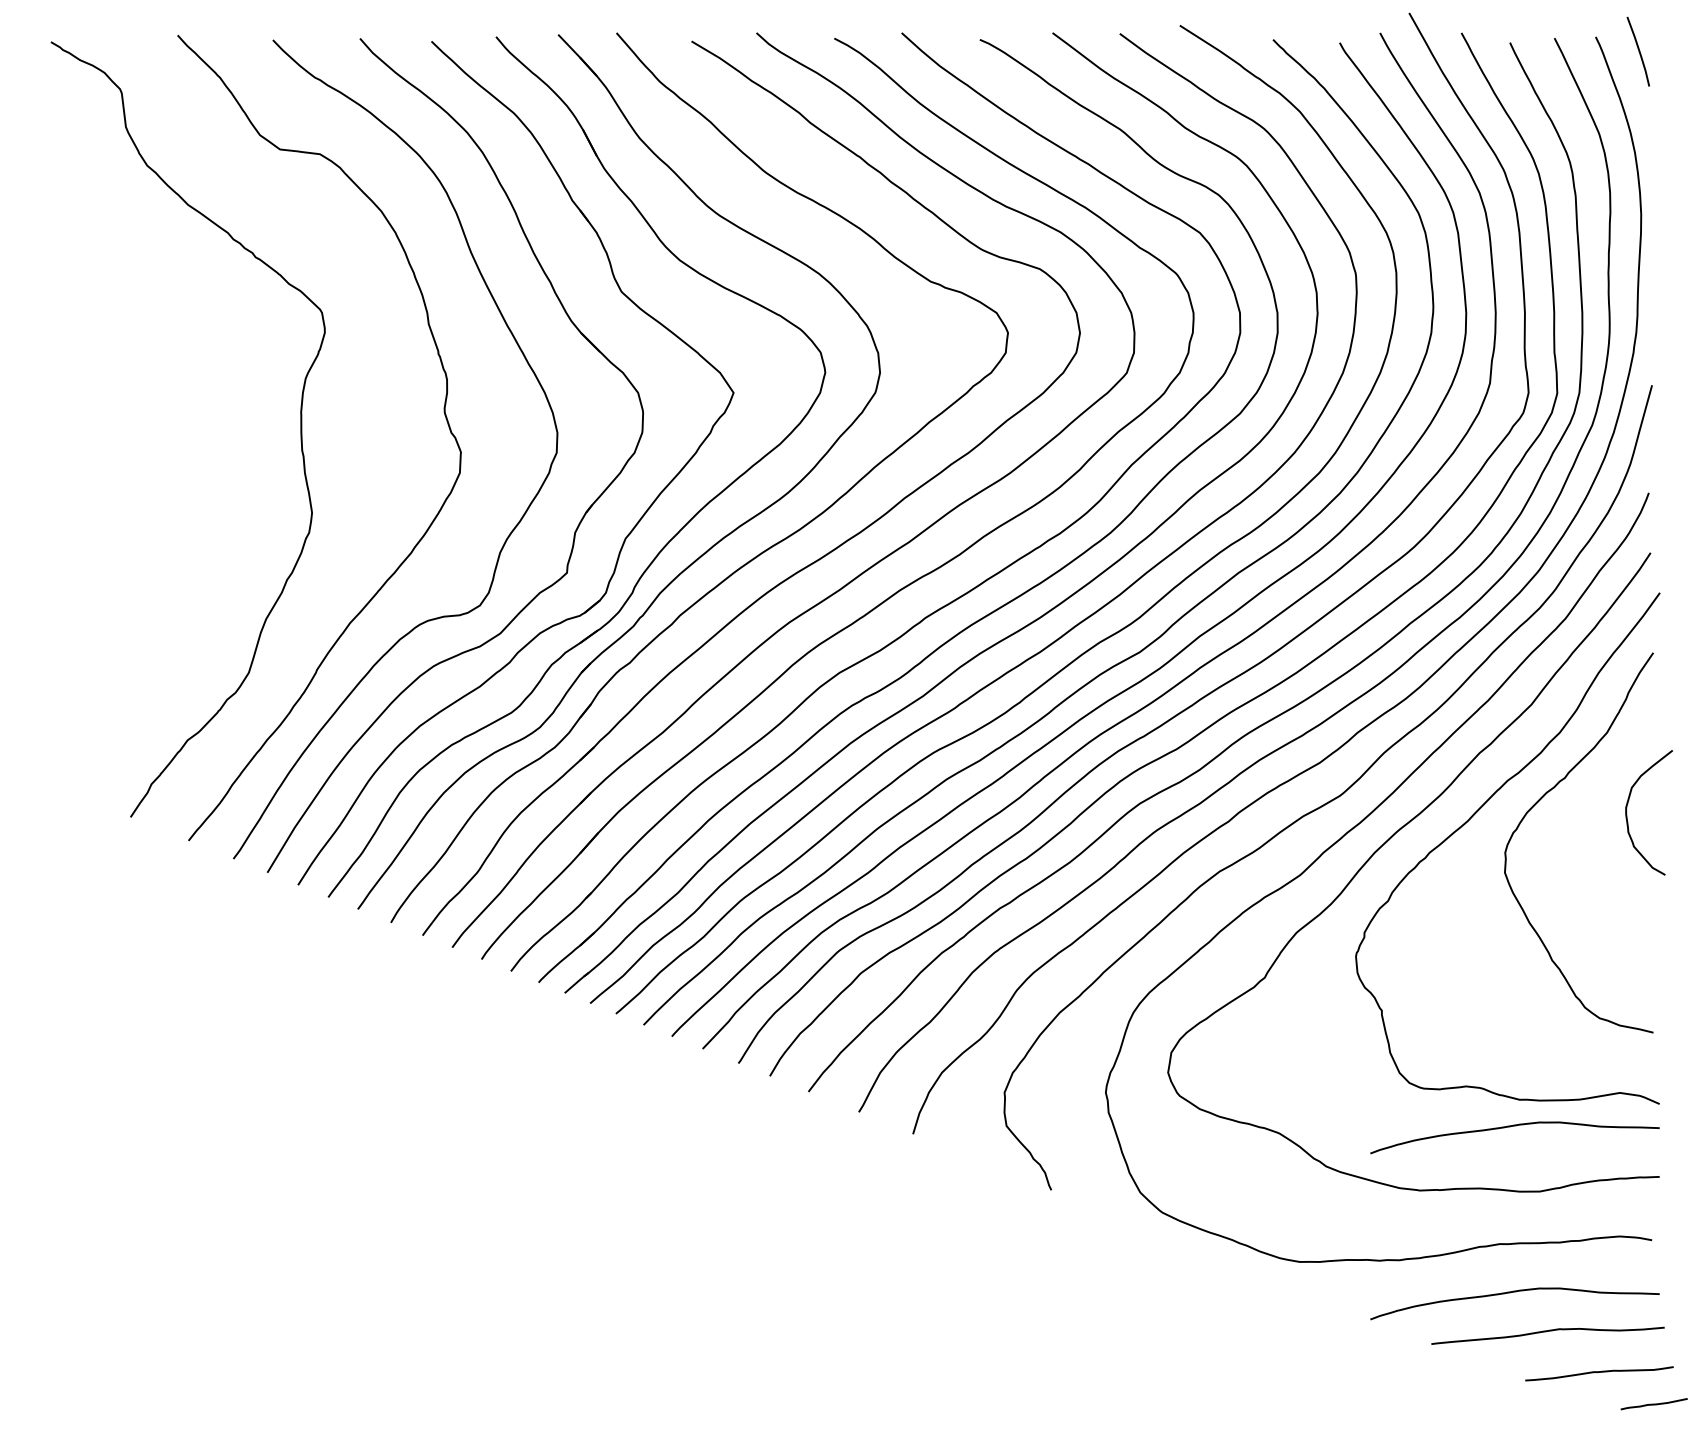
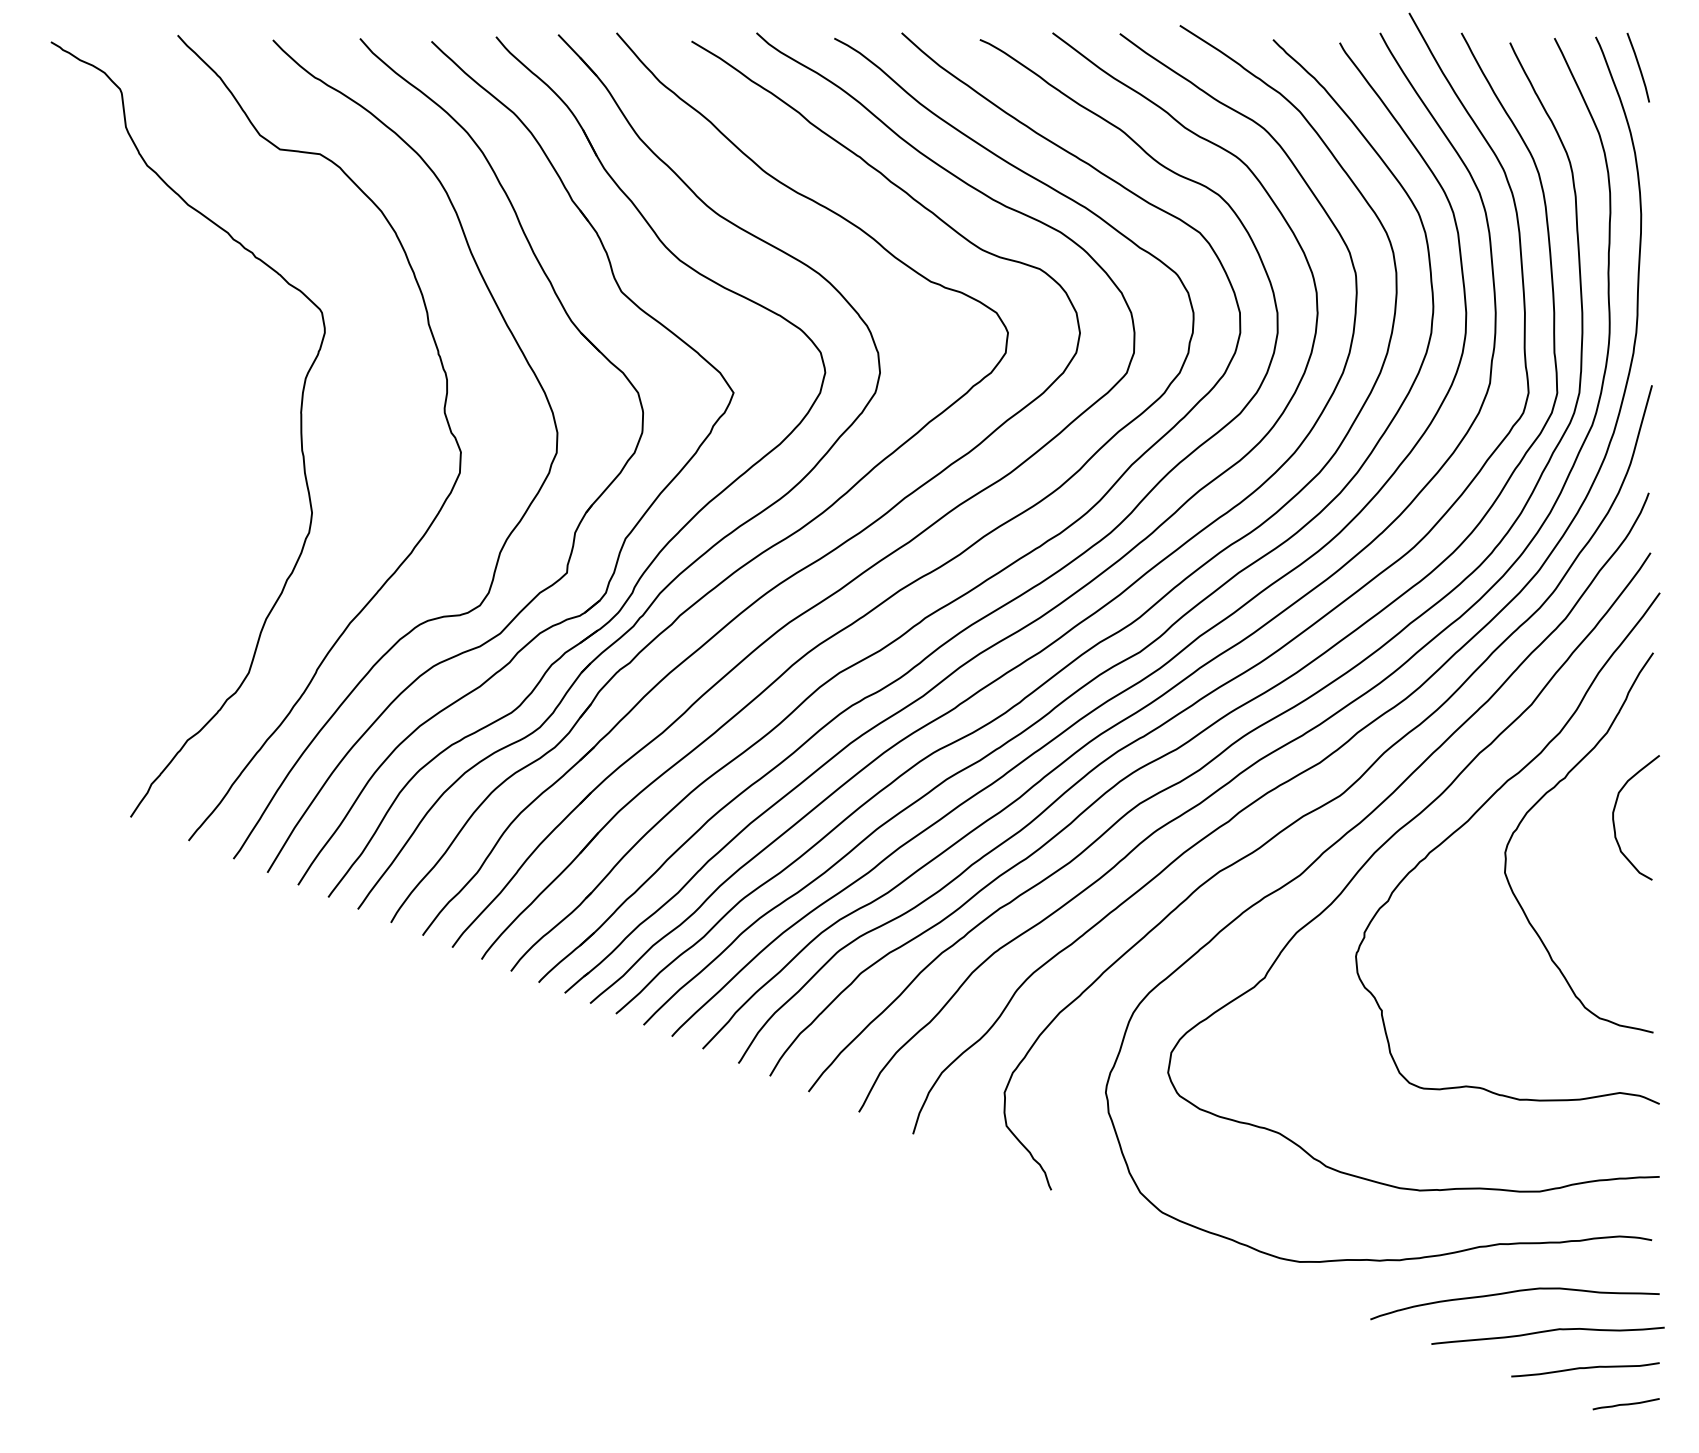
line position: (1638, 51) -> (1638, 67) (1638, 67)
curve position: (1627, 814) -> (1614, 819) (1614, 819)
curve: present -> none (1510, 1127)
curve position: (1599, 1372) -> (1585, 1368) (1585, 1368)
line position: (1653, 1404) -> (1625, 1404) (1625, 1404)
